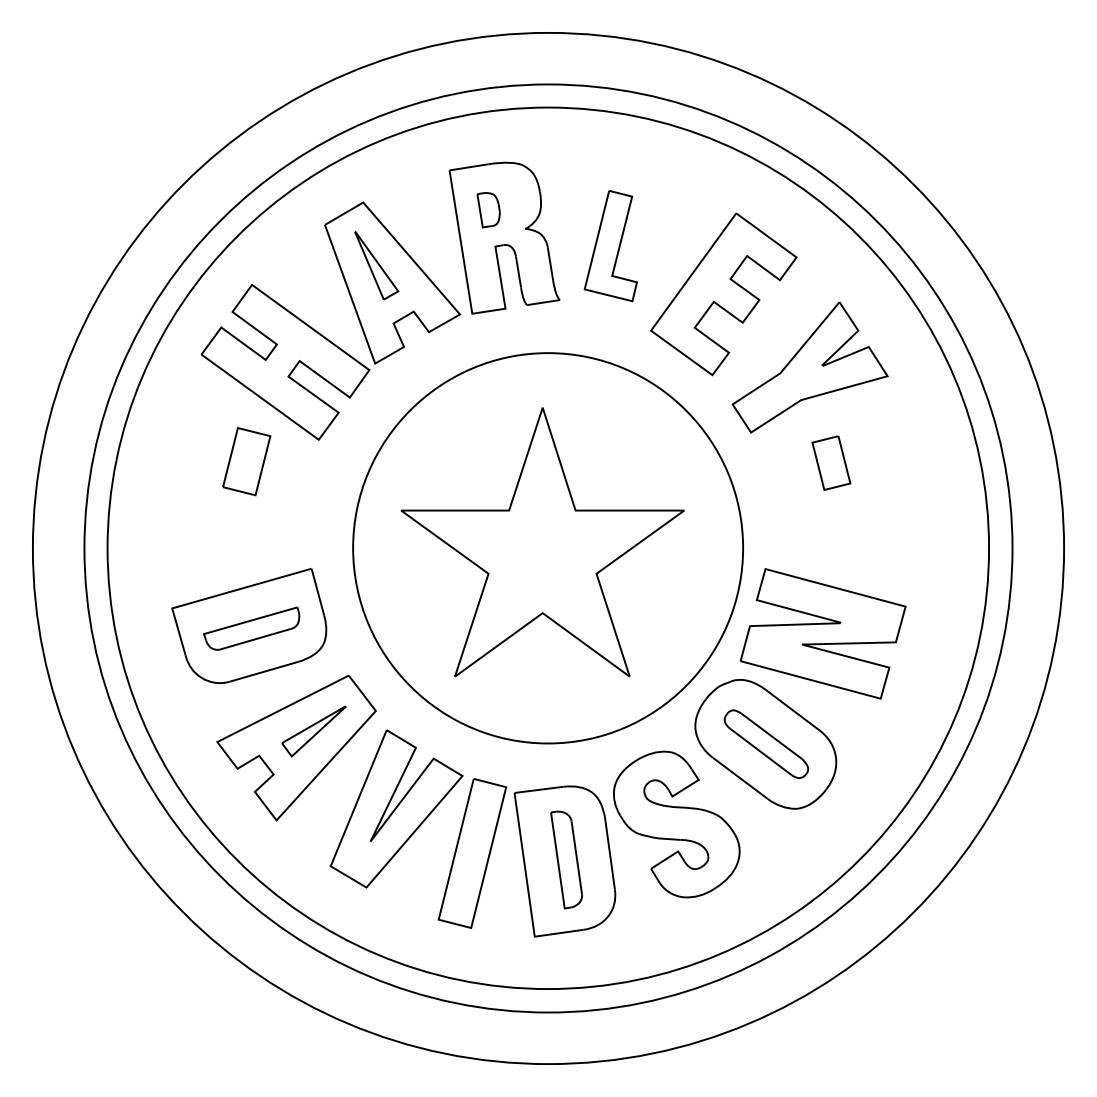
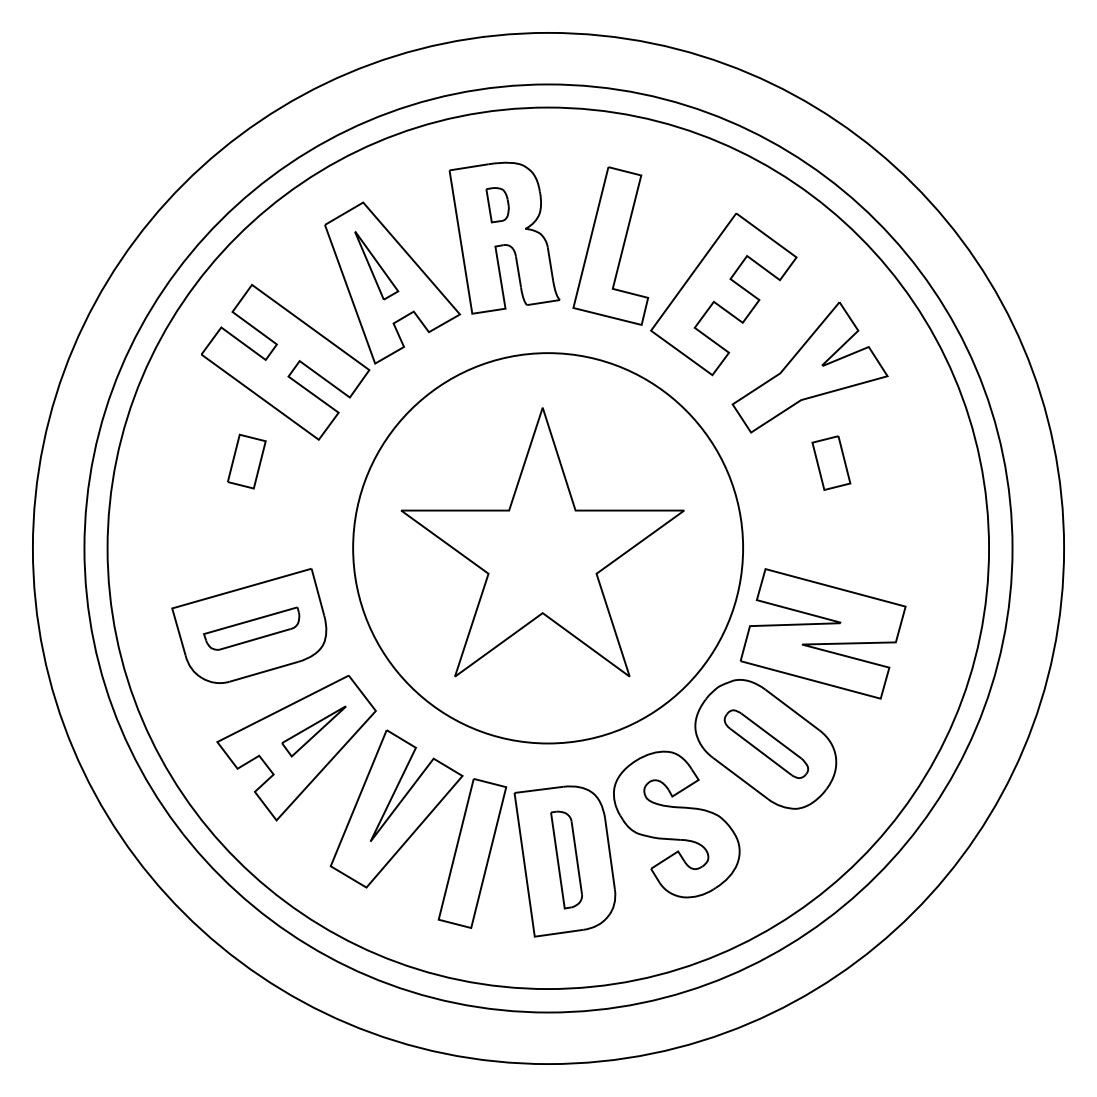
part position: (488, 210) -> (497, 205) (497, 205)
part size: 55x113 px -> 78x160 px (610, 245)
part size: 50x70 px -> 40x57 px (246, 461)
